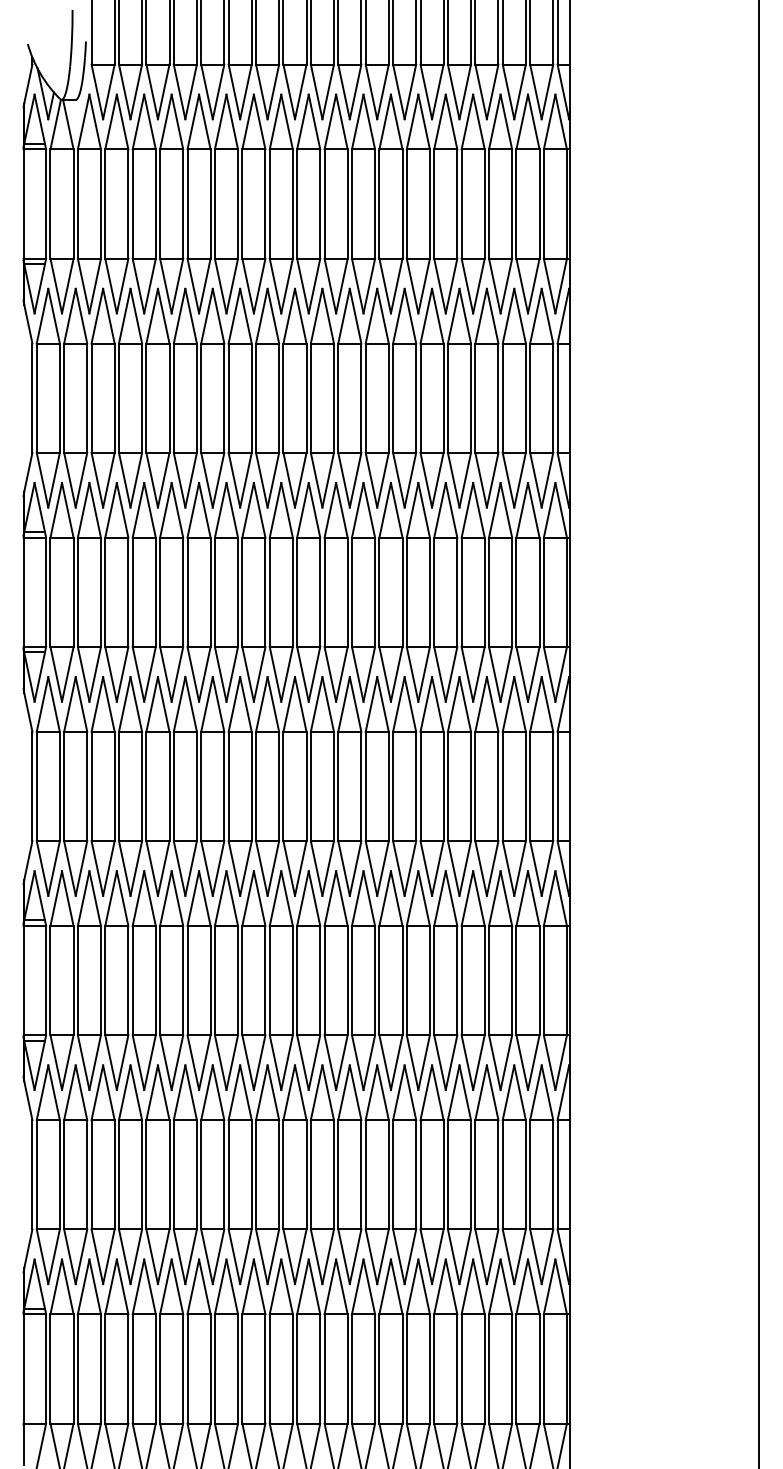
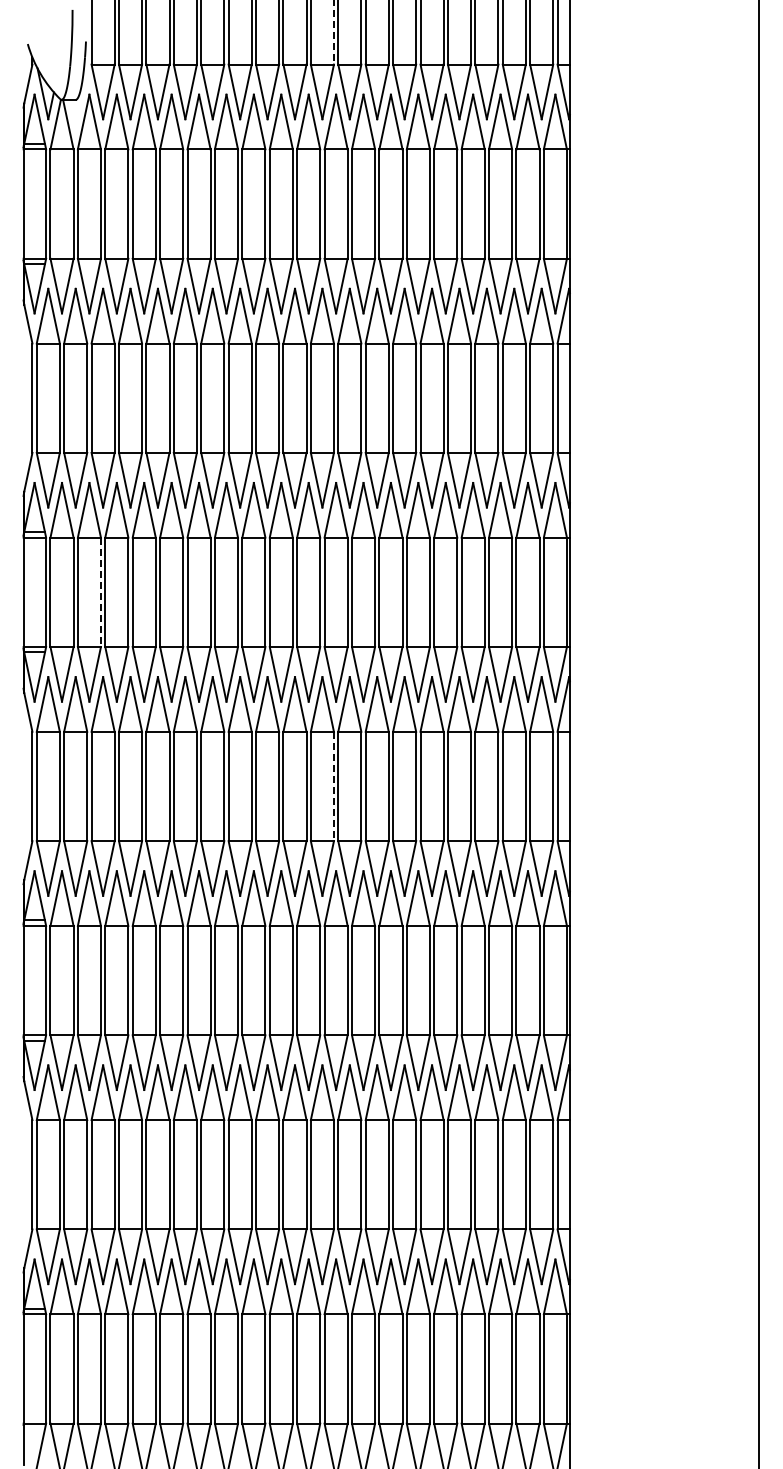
line: solid -> dashed (333, 32)
line: solid -> dashed (100, 592)
line: solid -> dashed (333, 786)
